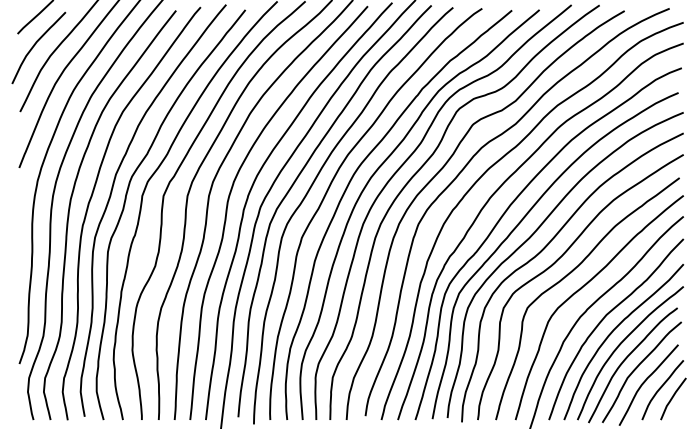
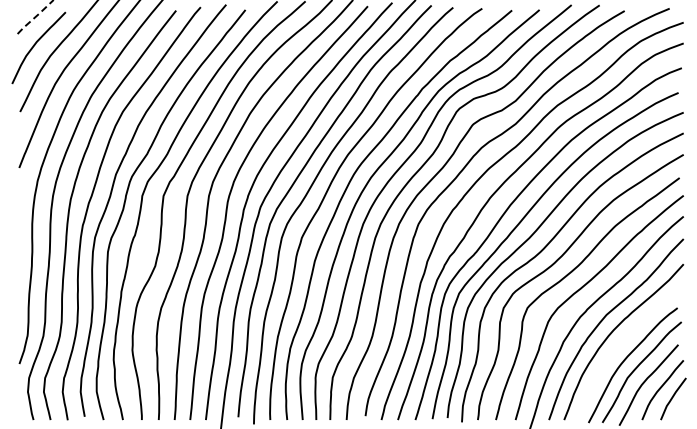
line: solid -> dashed (35, 17)
curve: present -> none (621, 344)
